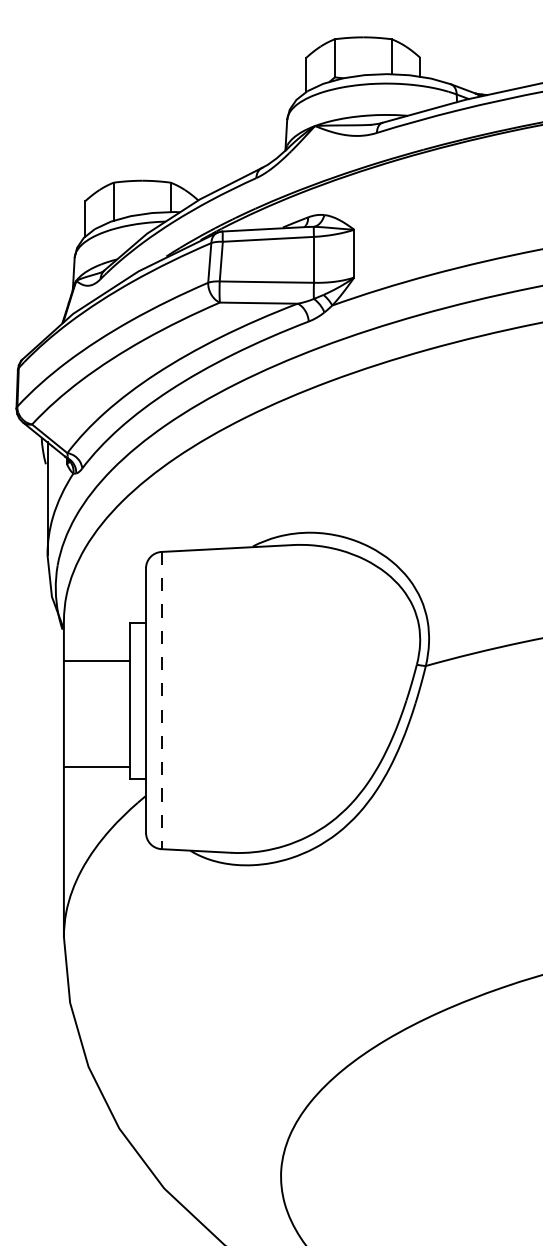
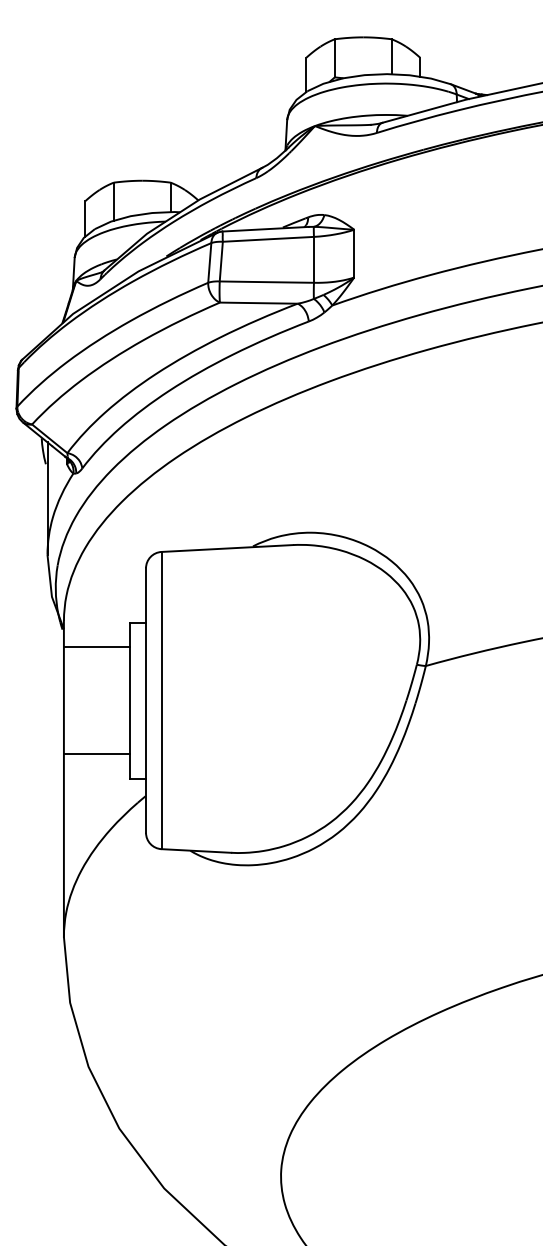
line position: (96, 661) -> (96, 647) (96, 647)
line: dashed -> solid (161, 700)
line position: (96, 766) -> (96, 753) (96, 753)
